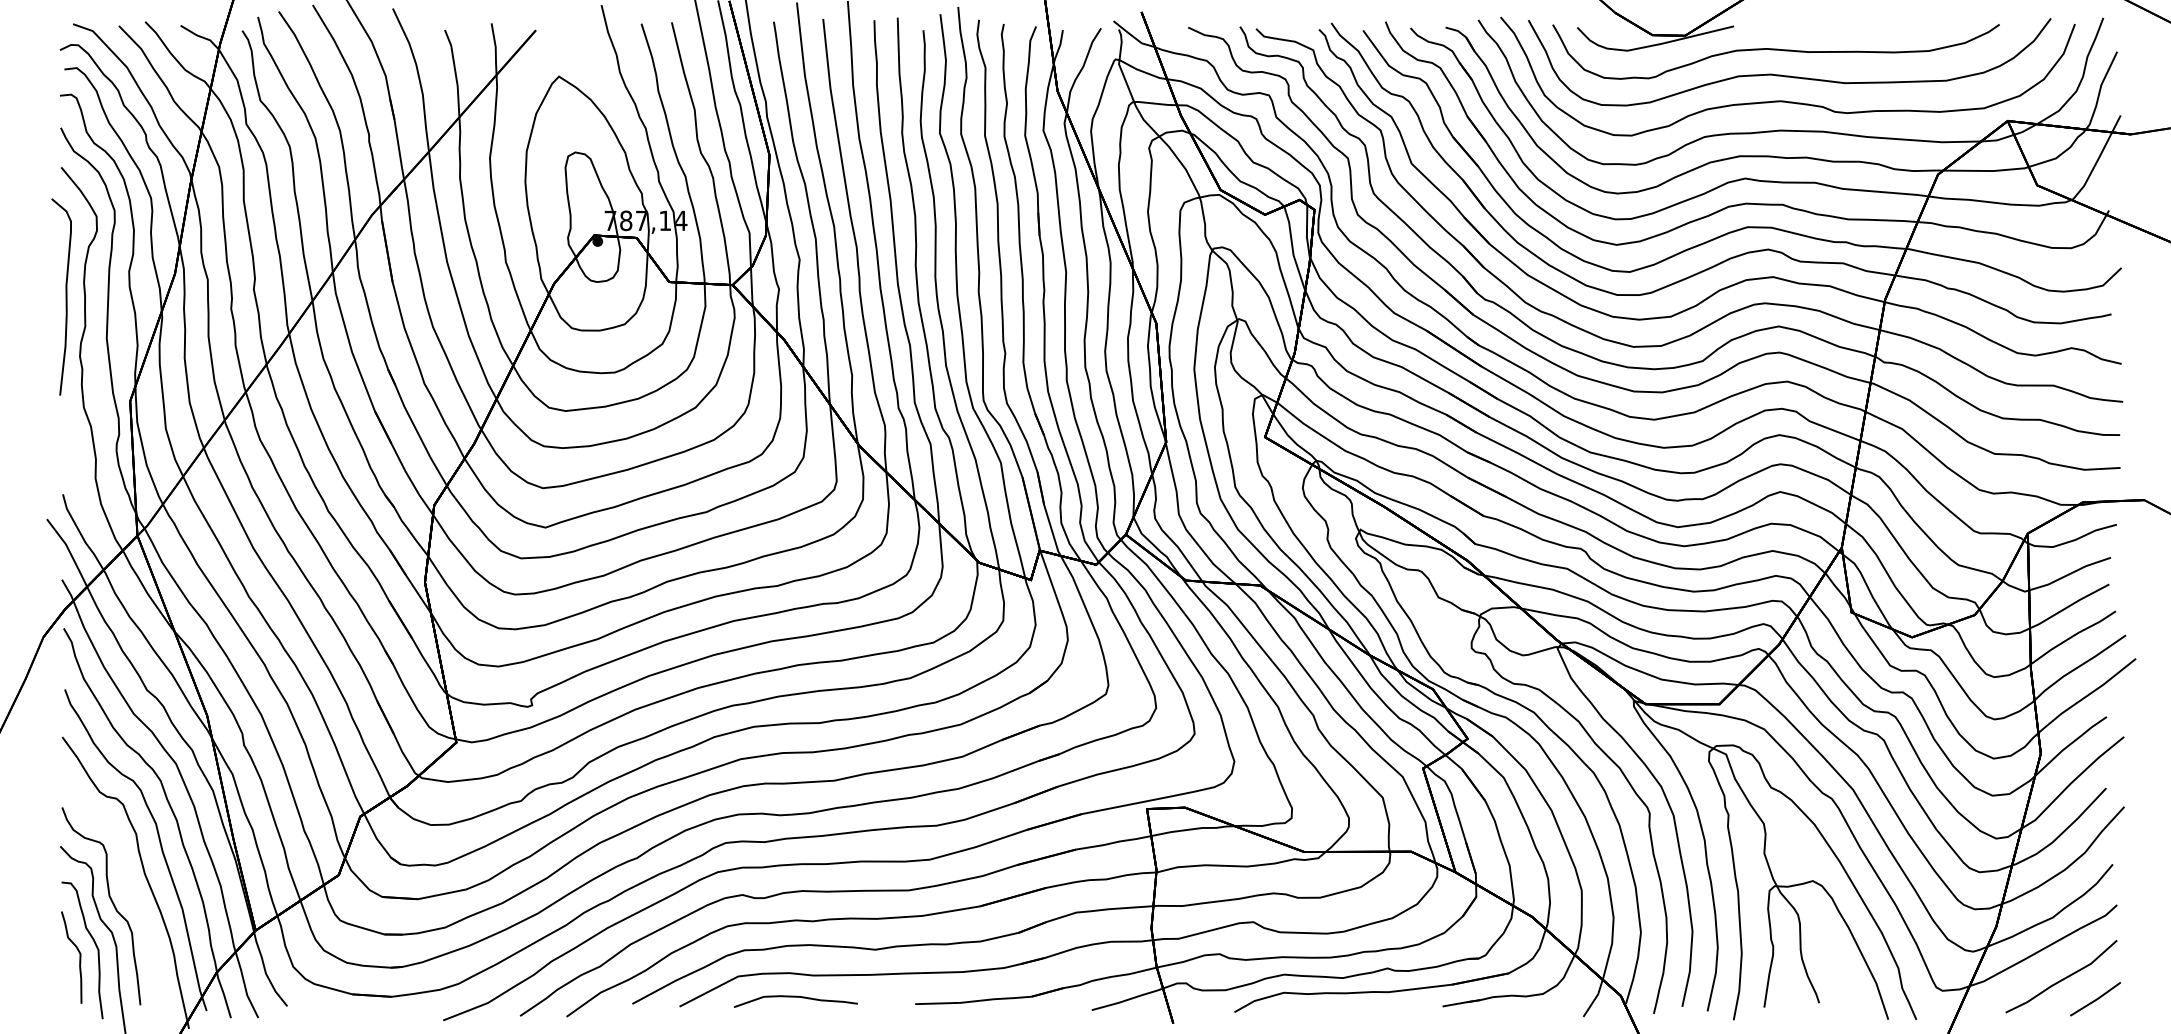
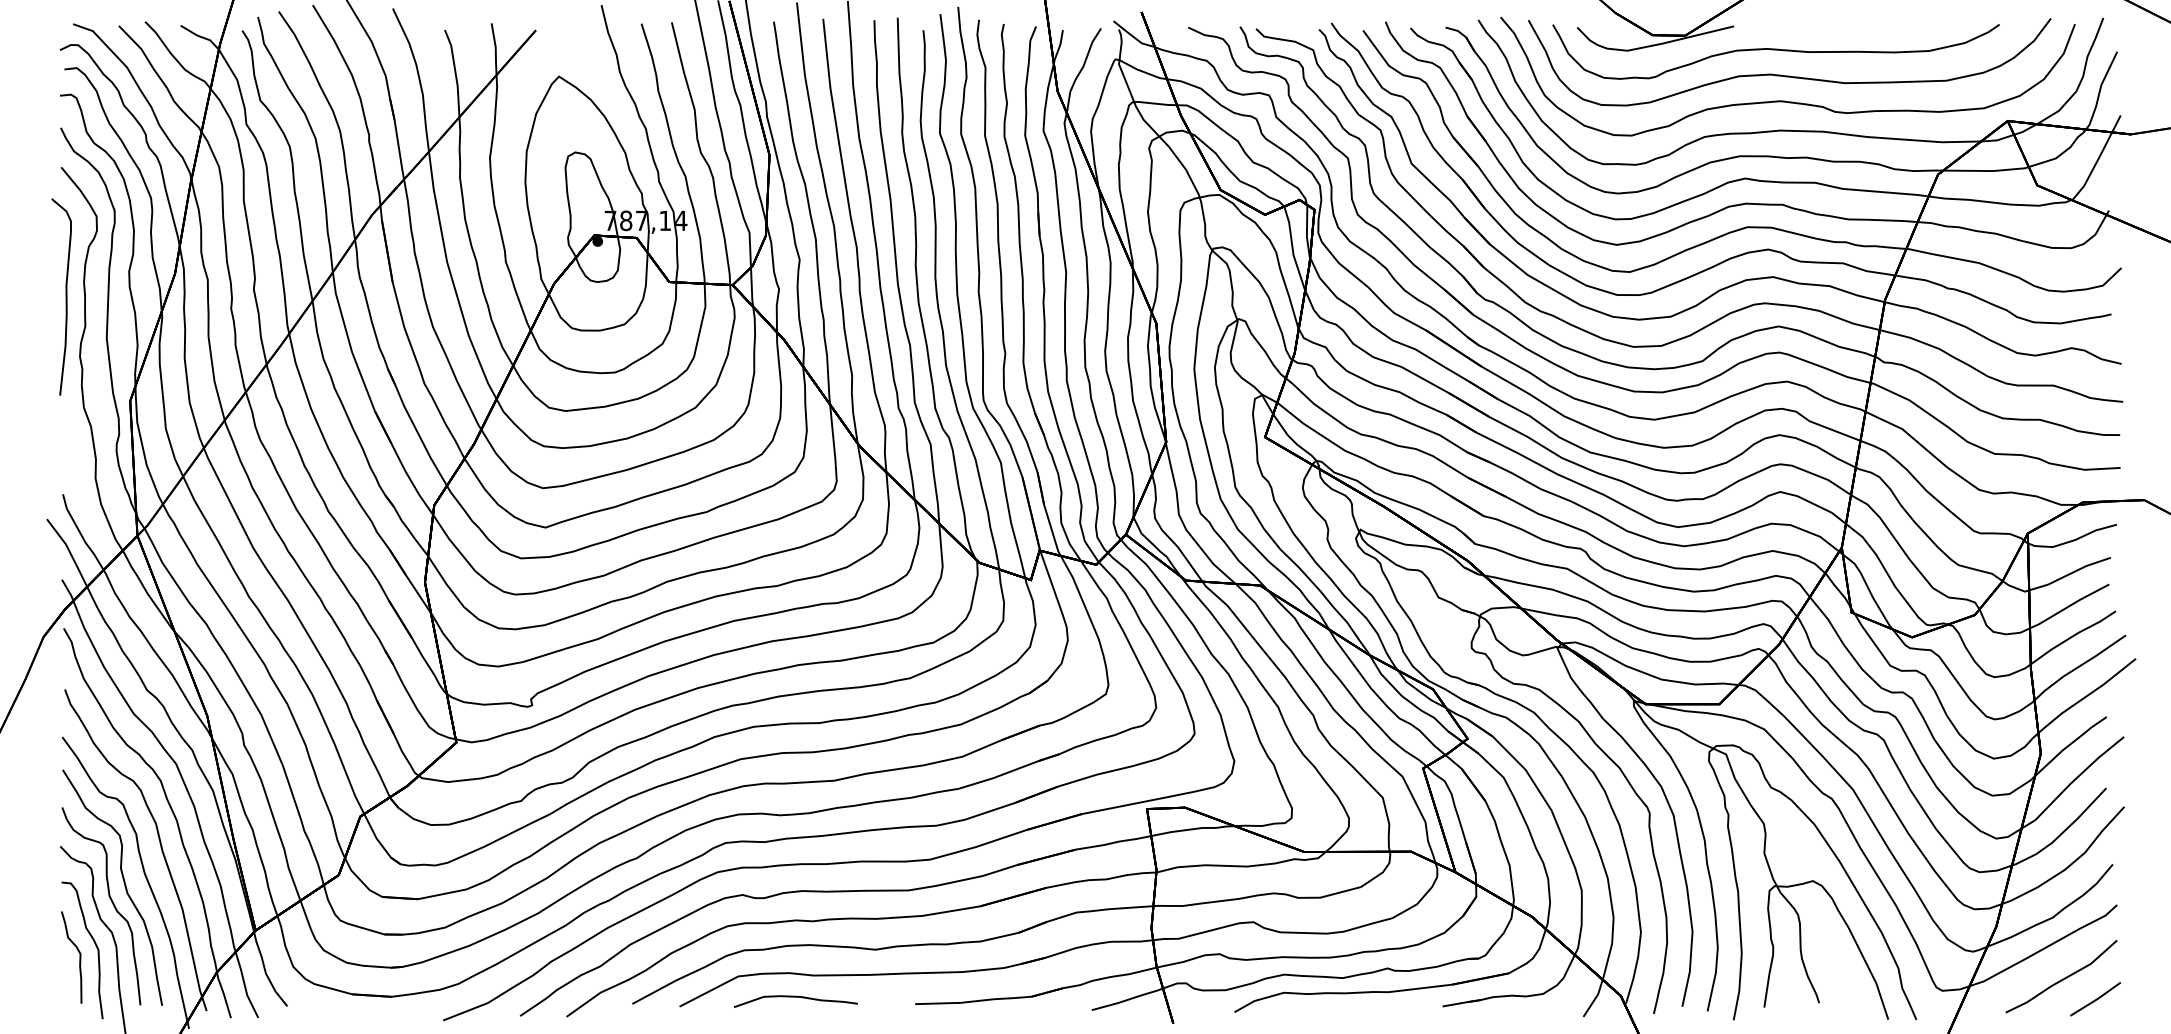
part: none -> present (124, 886)
